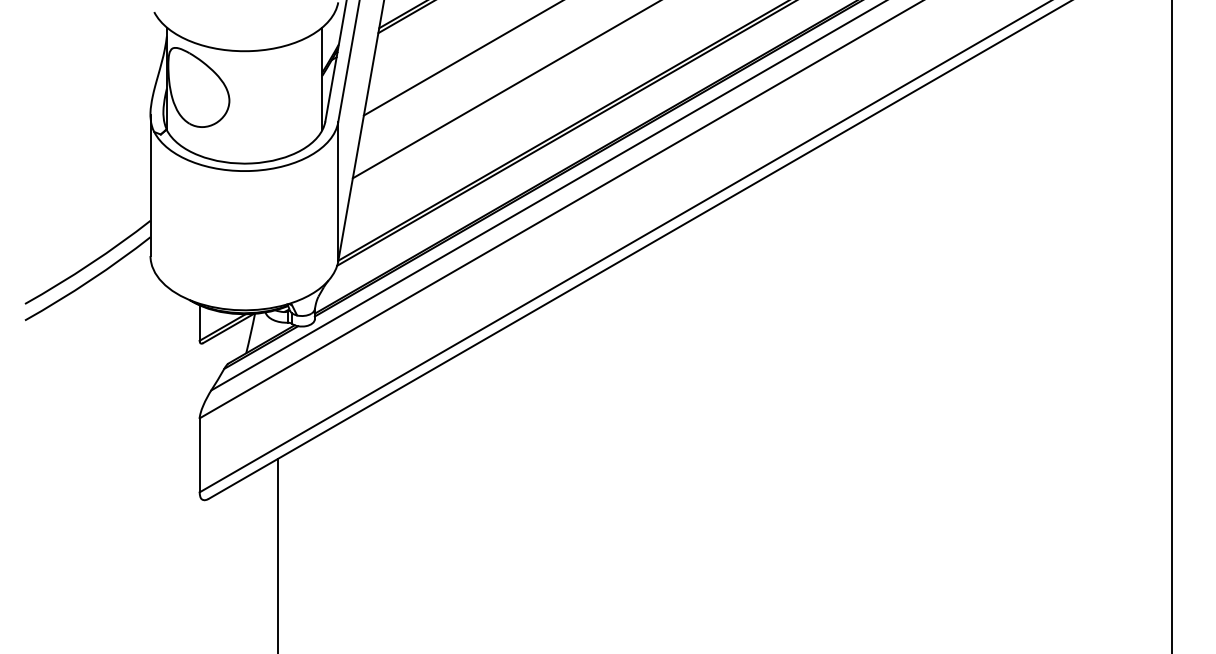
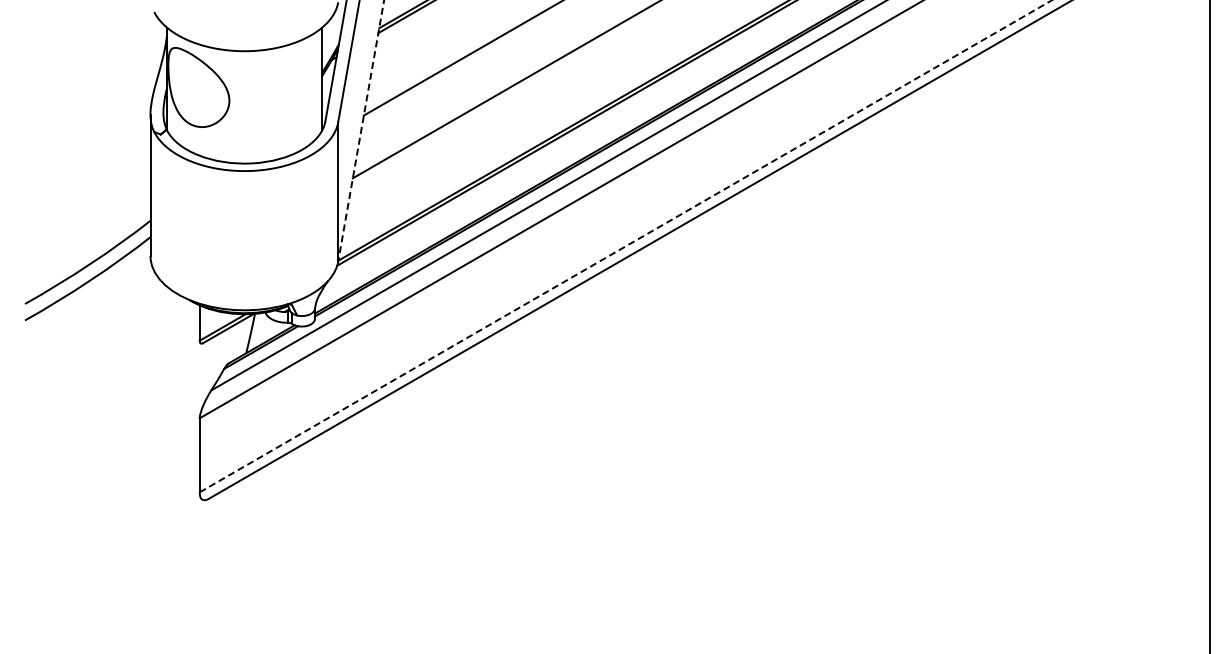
line: solid -> dashed (361, 131)
line: solid -> dashed (626, 246)
line position: (1172, 326) -> (1210, 326) (1210, 326)
line: present -> none (277, 554)
